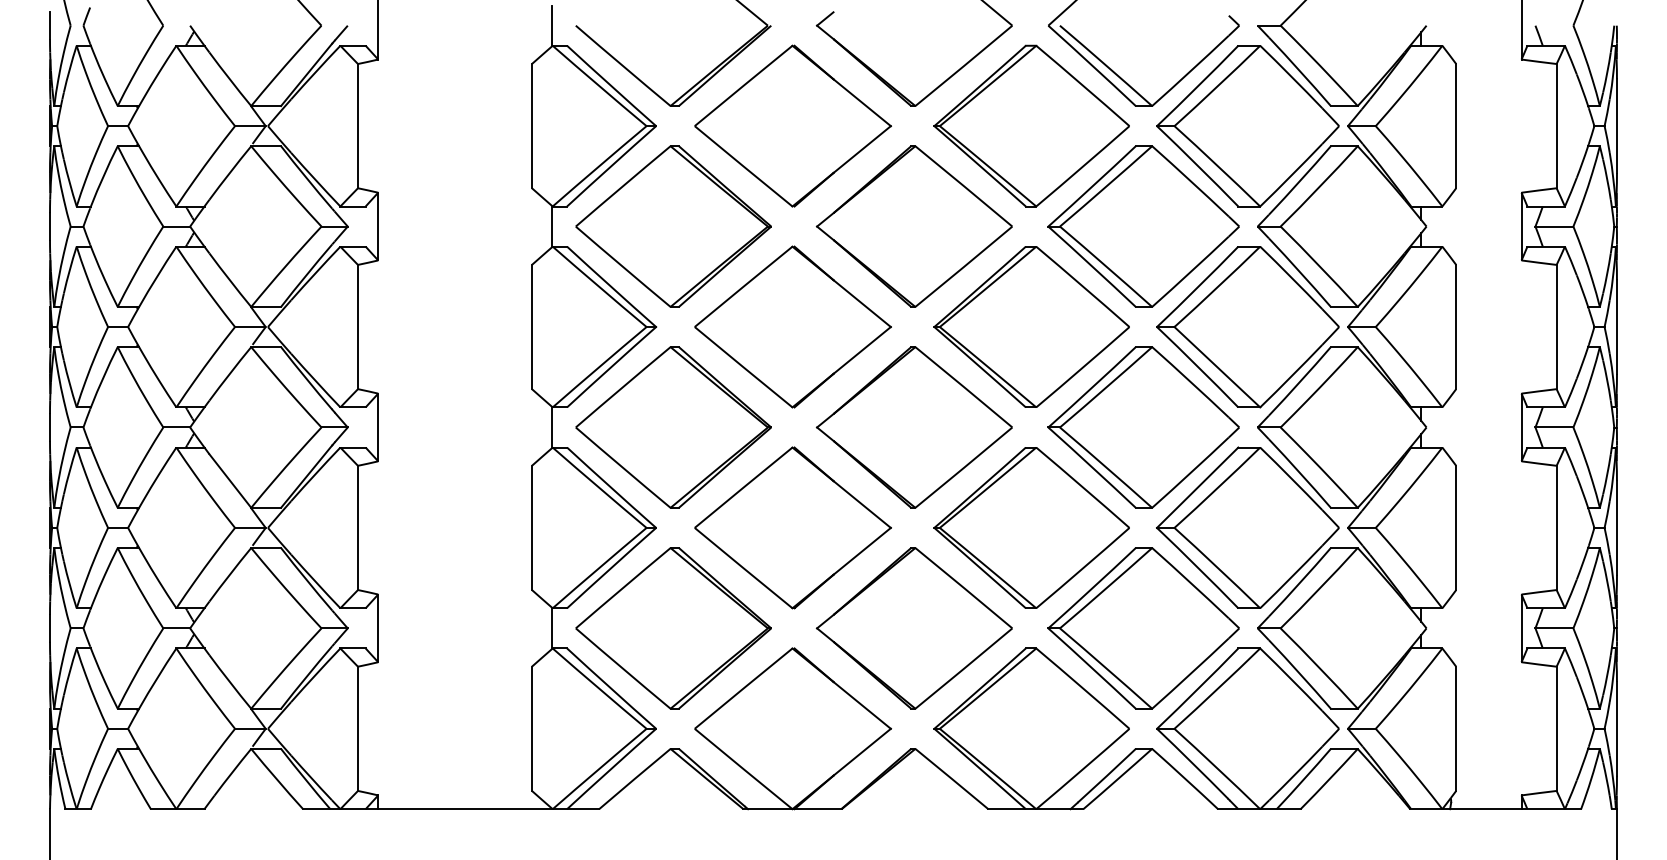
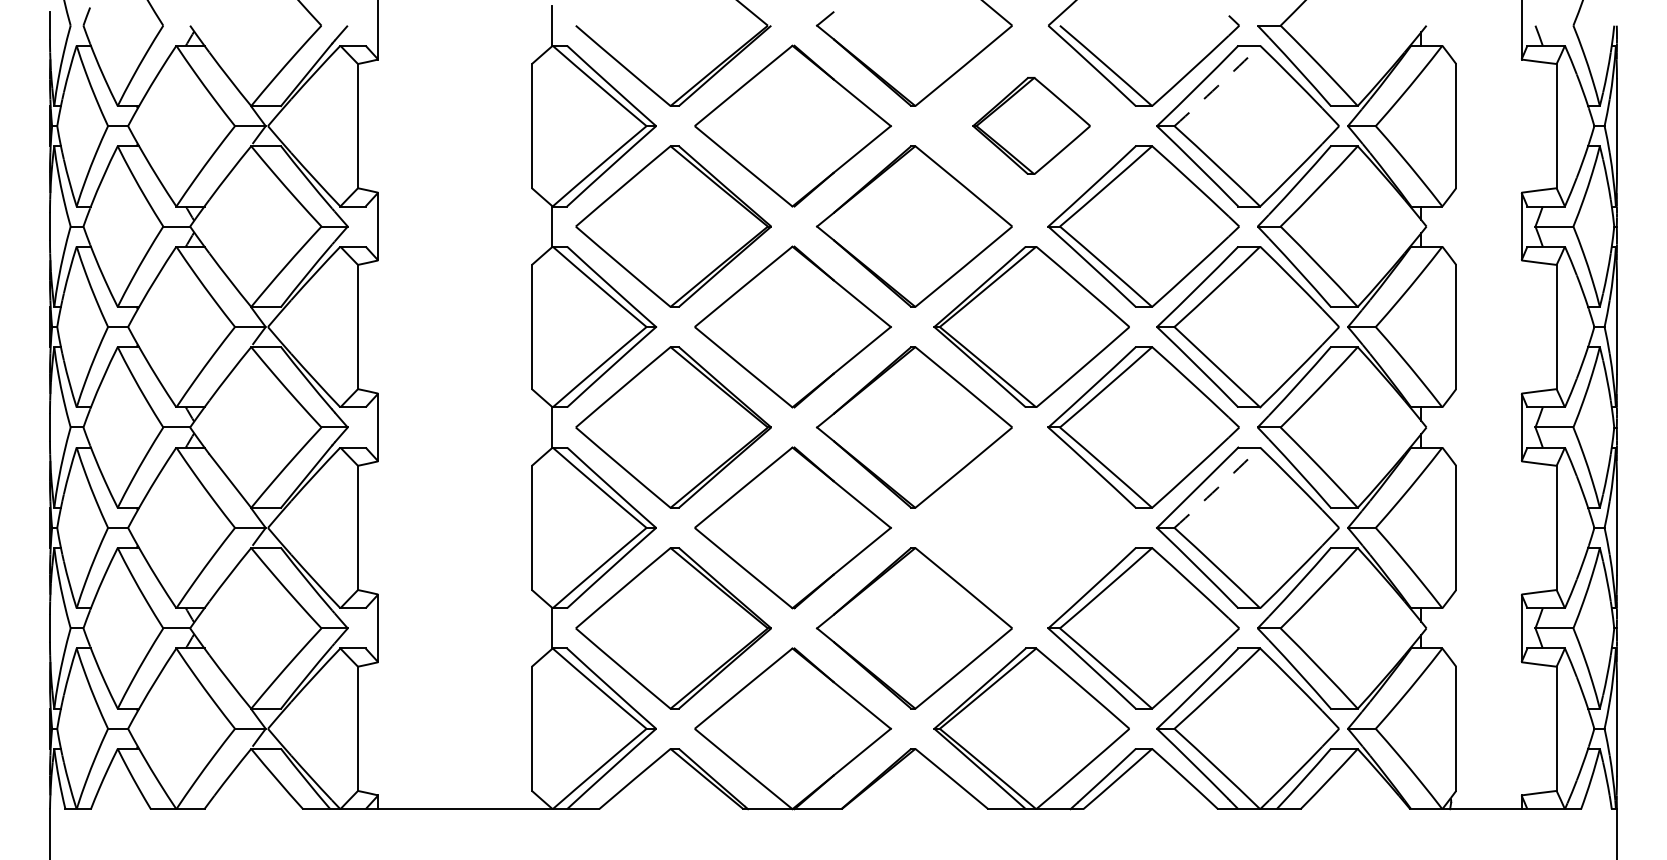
arc: solid -> dashed (1217, 86)
part size: 197x164 px -> 119x98 px (1031, 125)
arc: solid -> dashed (1217, 488)
part: present -> none (1031, 527)
